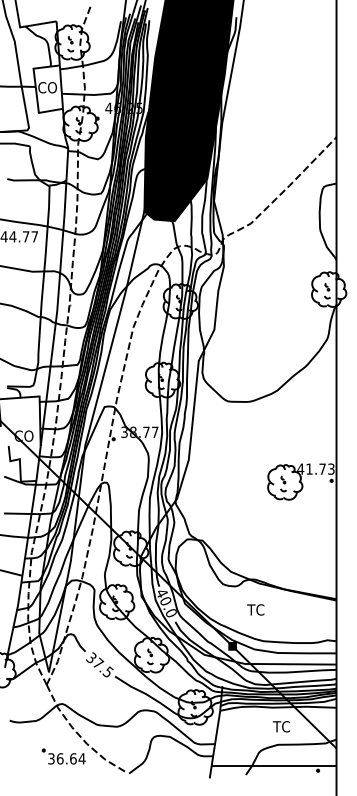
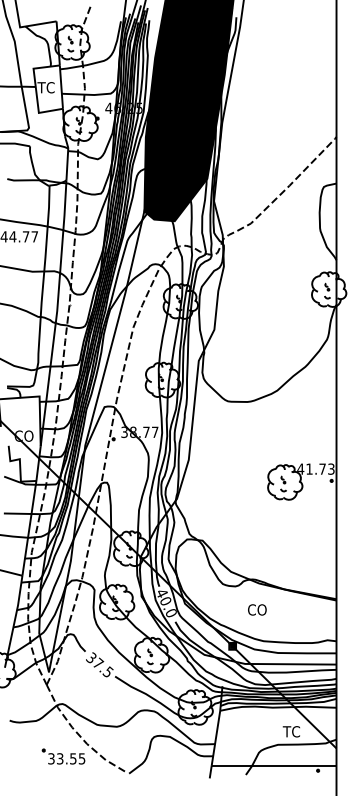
text: CO -> TC (47, 87)
text: TC -> CO (256, 609)
text position: (280, 726) -> (290, 731) (290, 731)
text: 36.64 -> 33.55 (70, 758)
